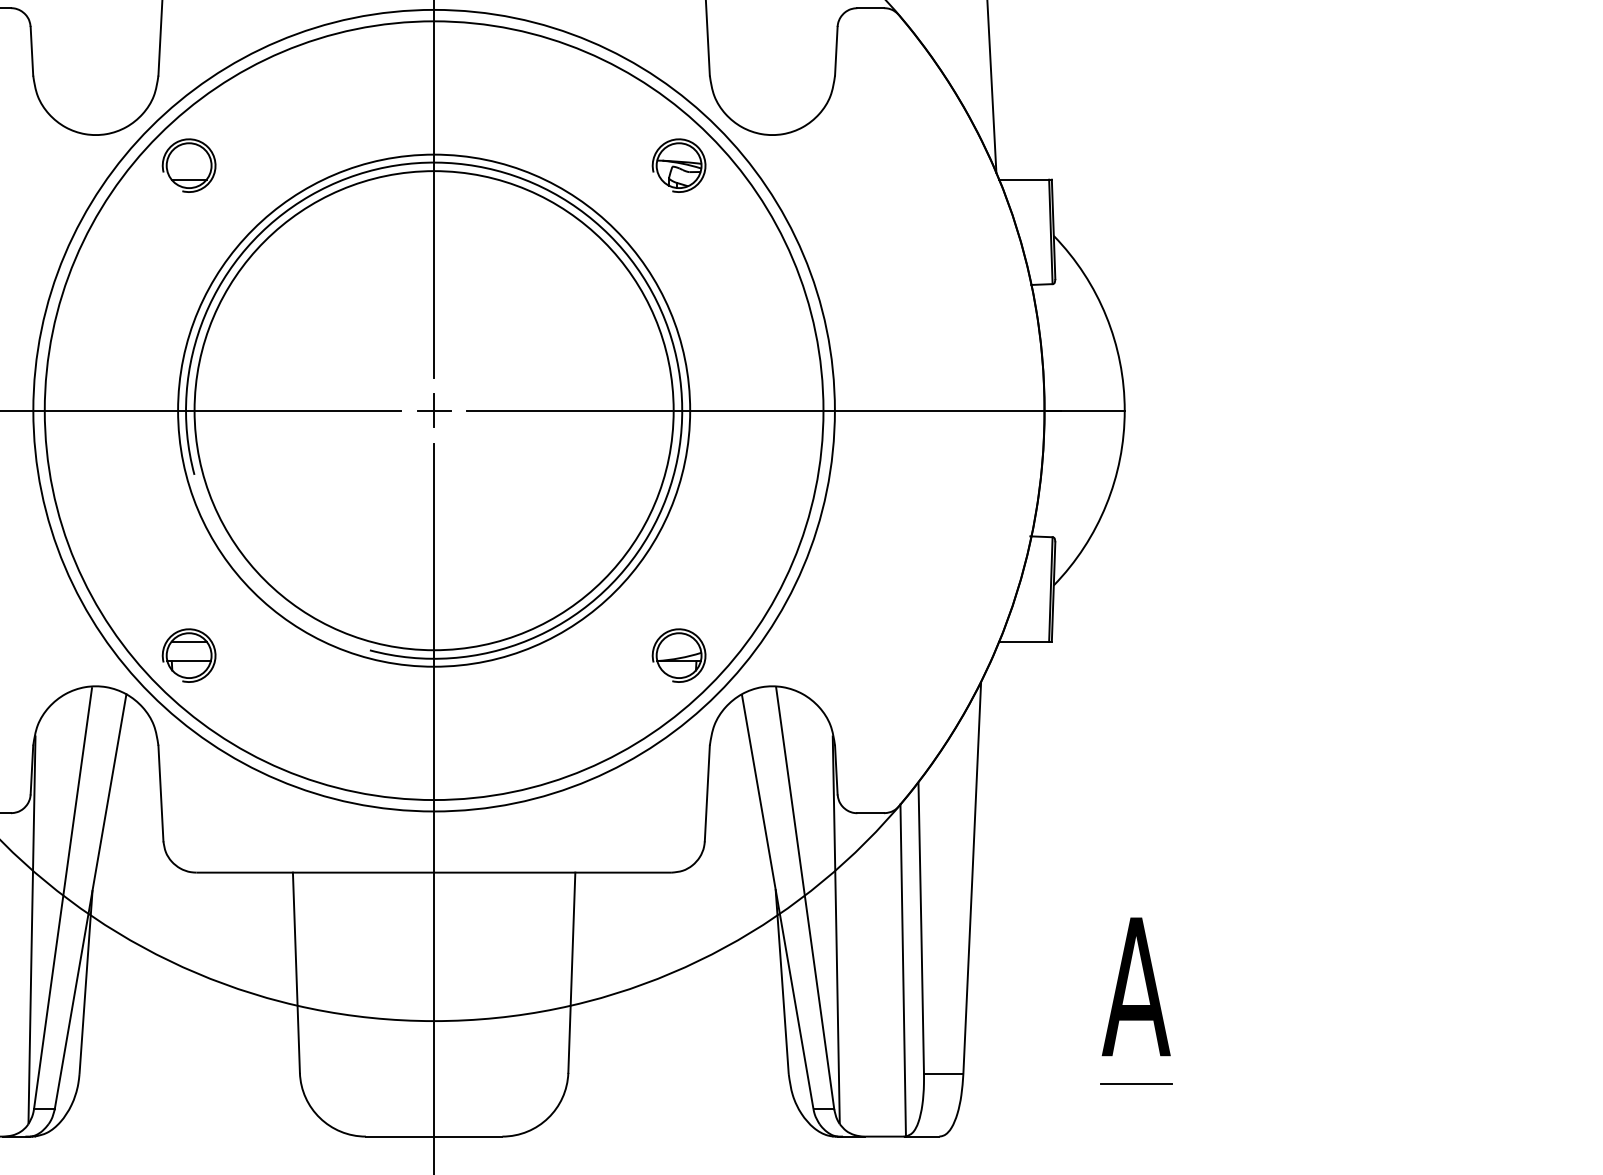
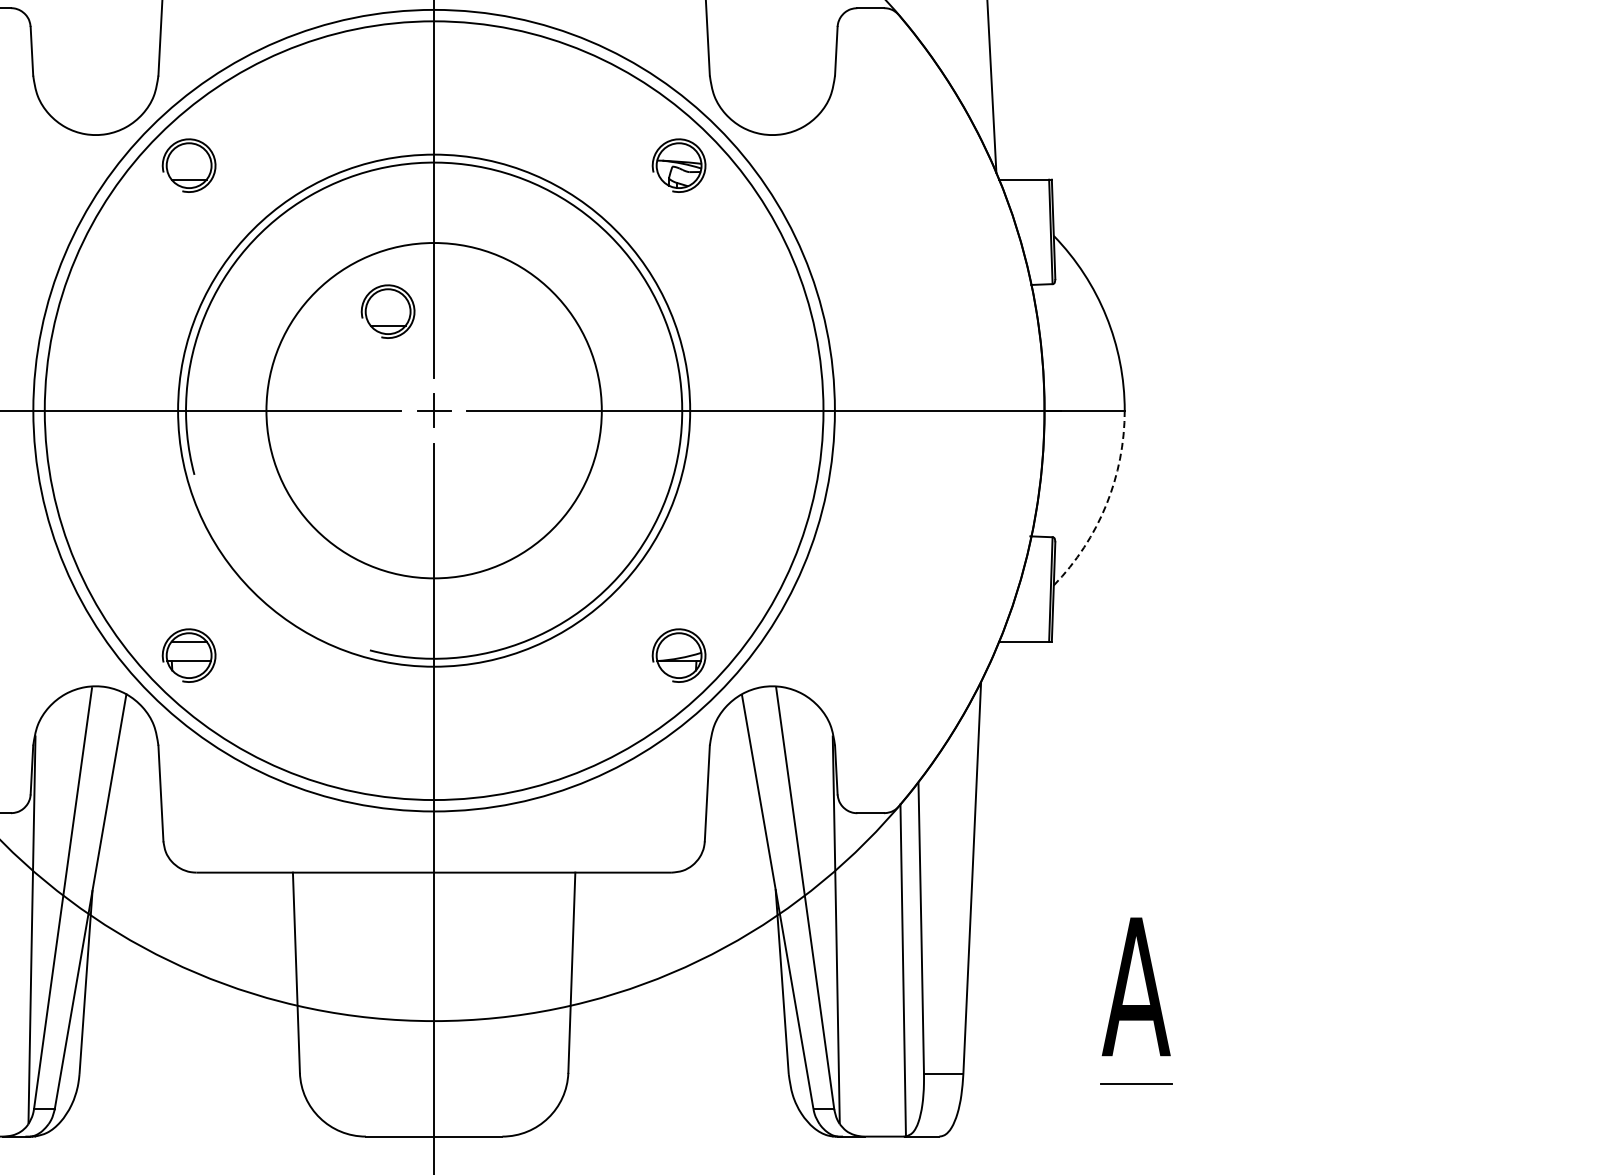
part: none -> present (387, 311)
circle diameter: 479 px -> 335 px (433, 410)
arc: solid -> dashed (1106, 504)
